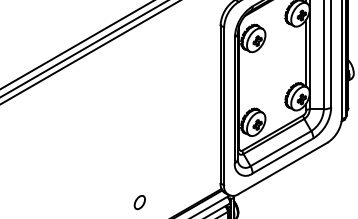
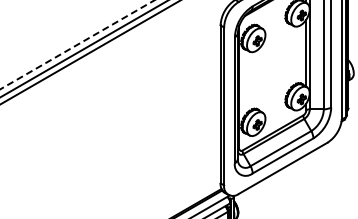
line: solid -> dashed (77, 44)
part: present -> none (139, 202)
